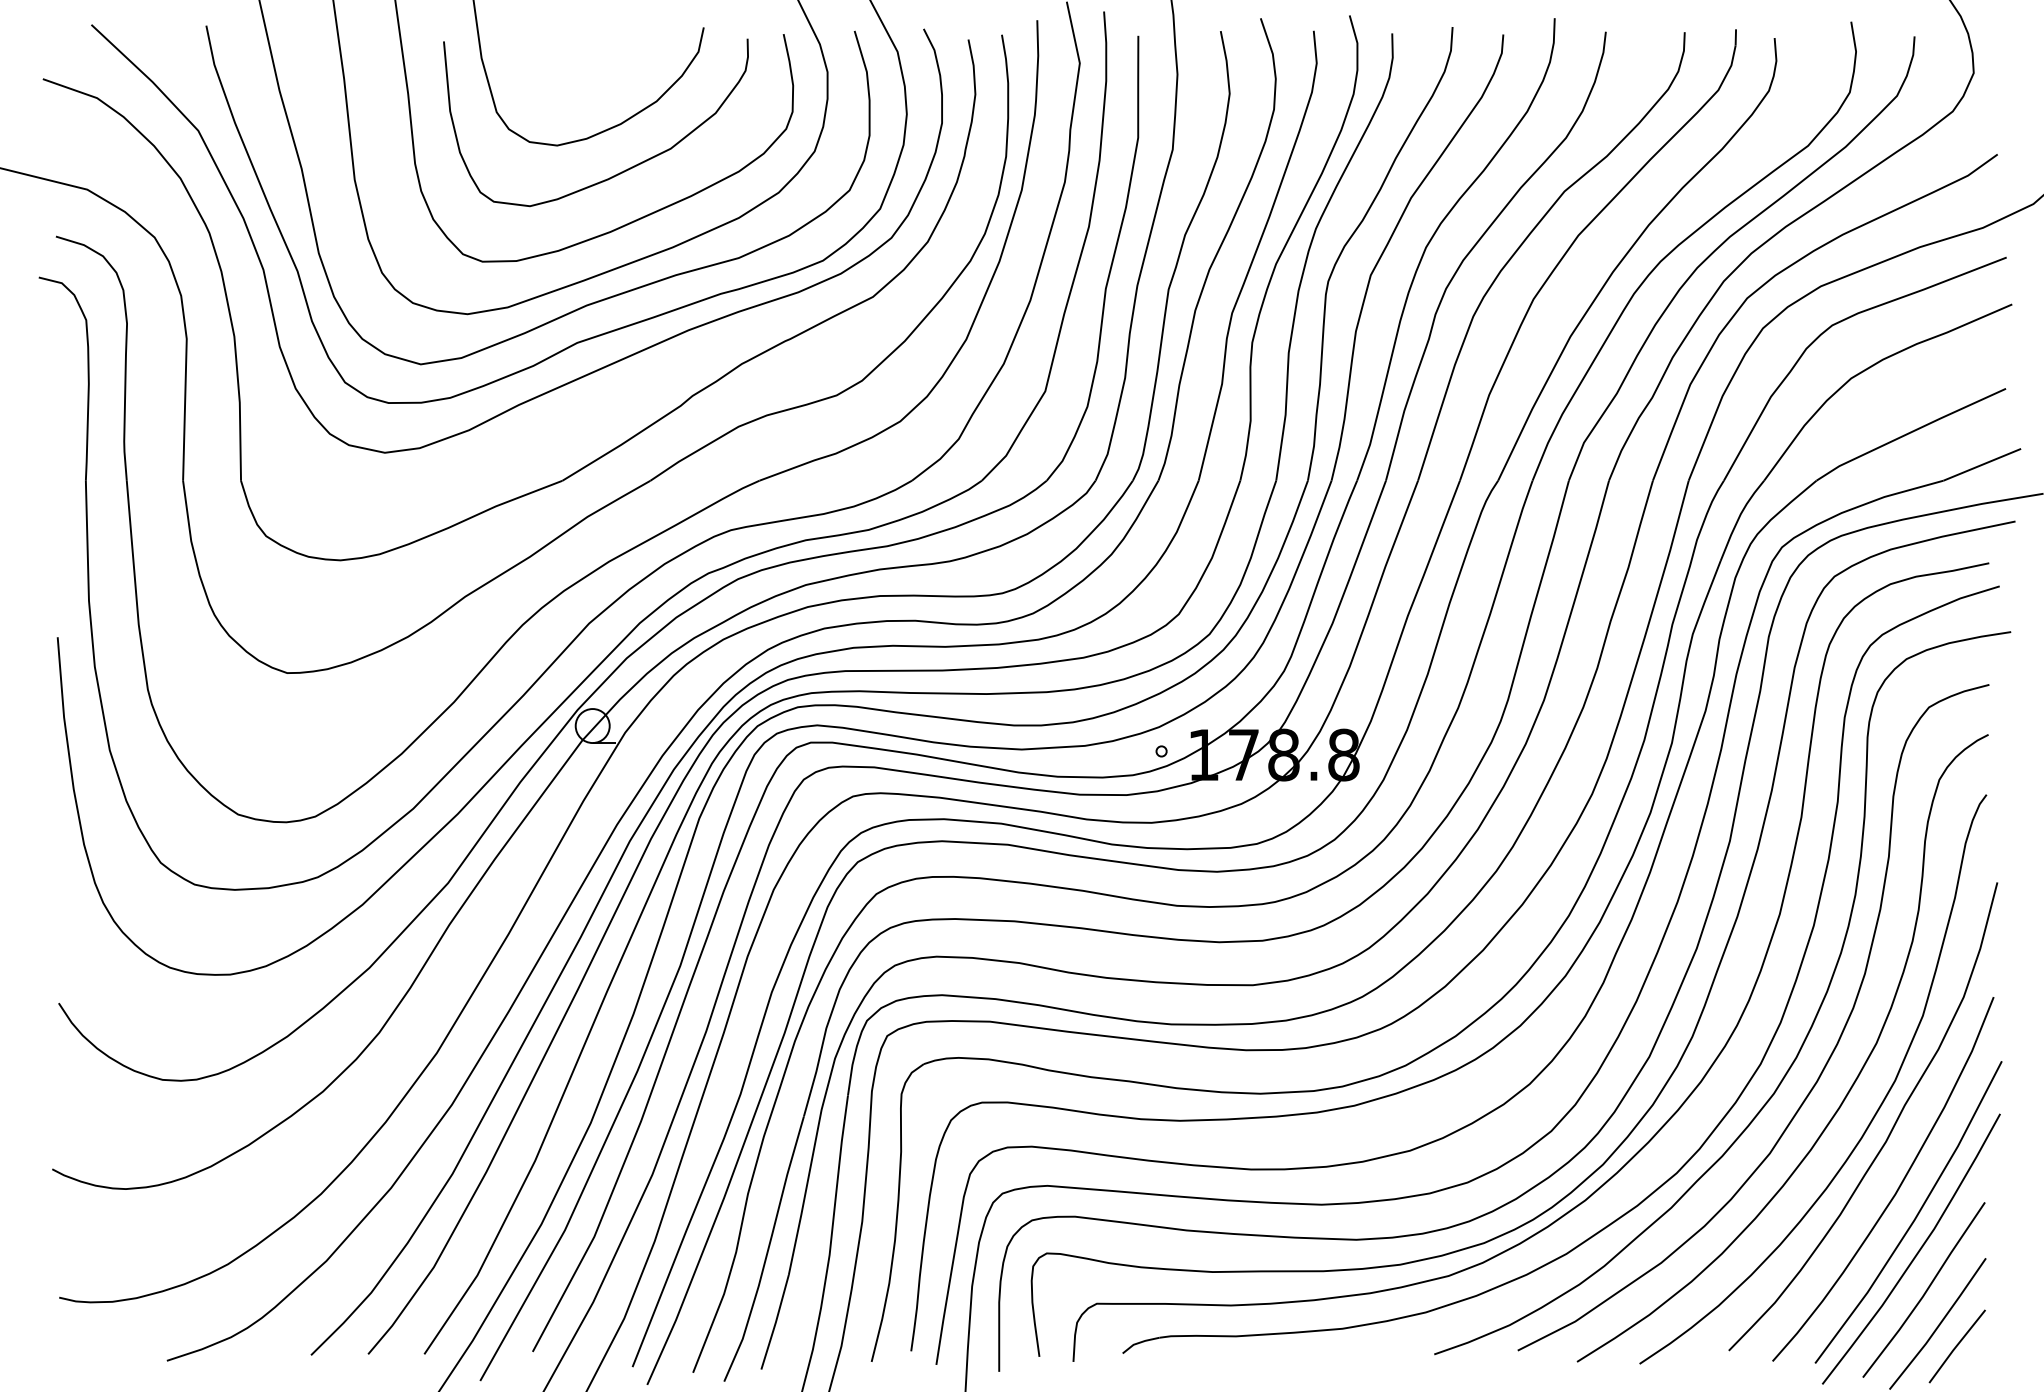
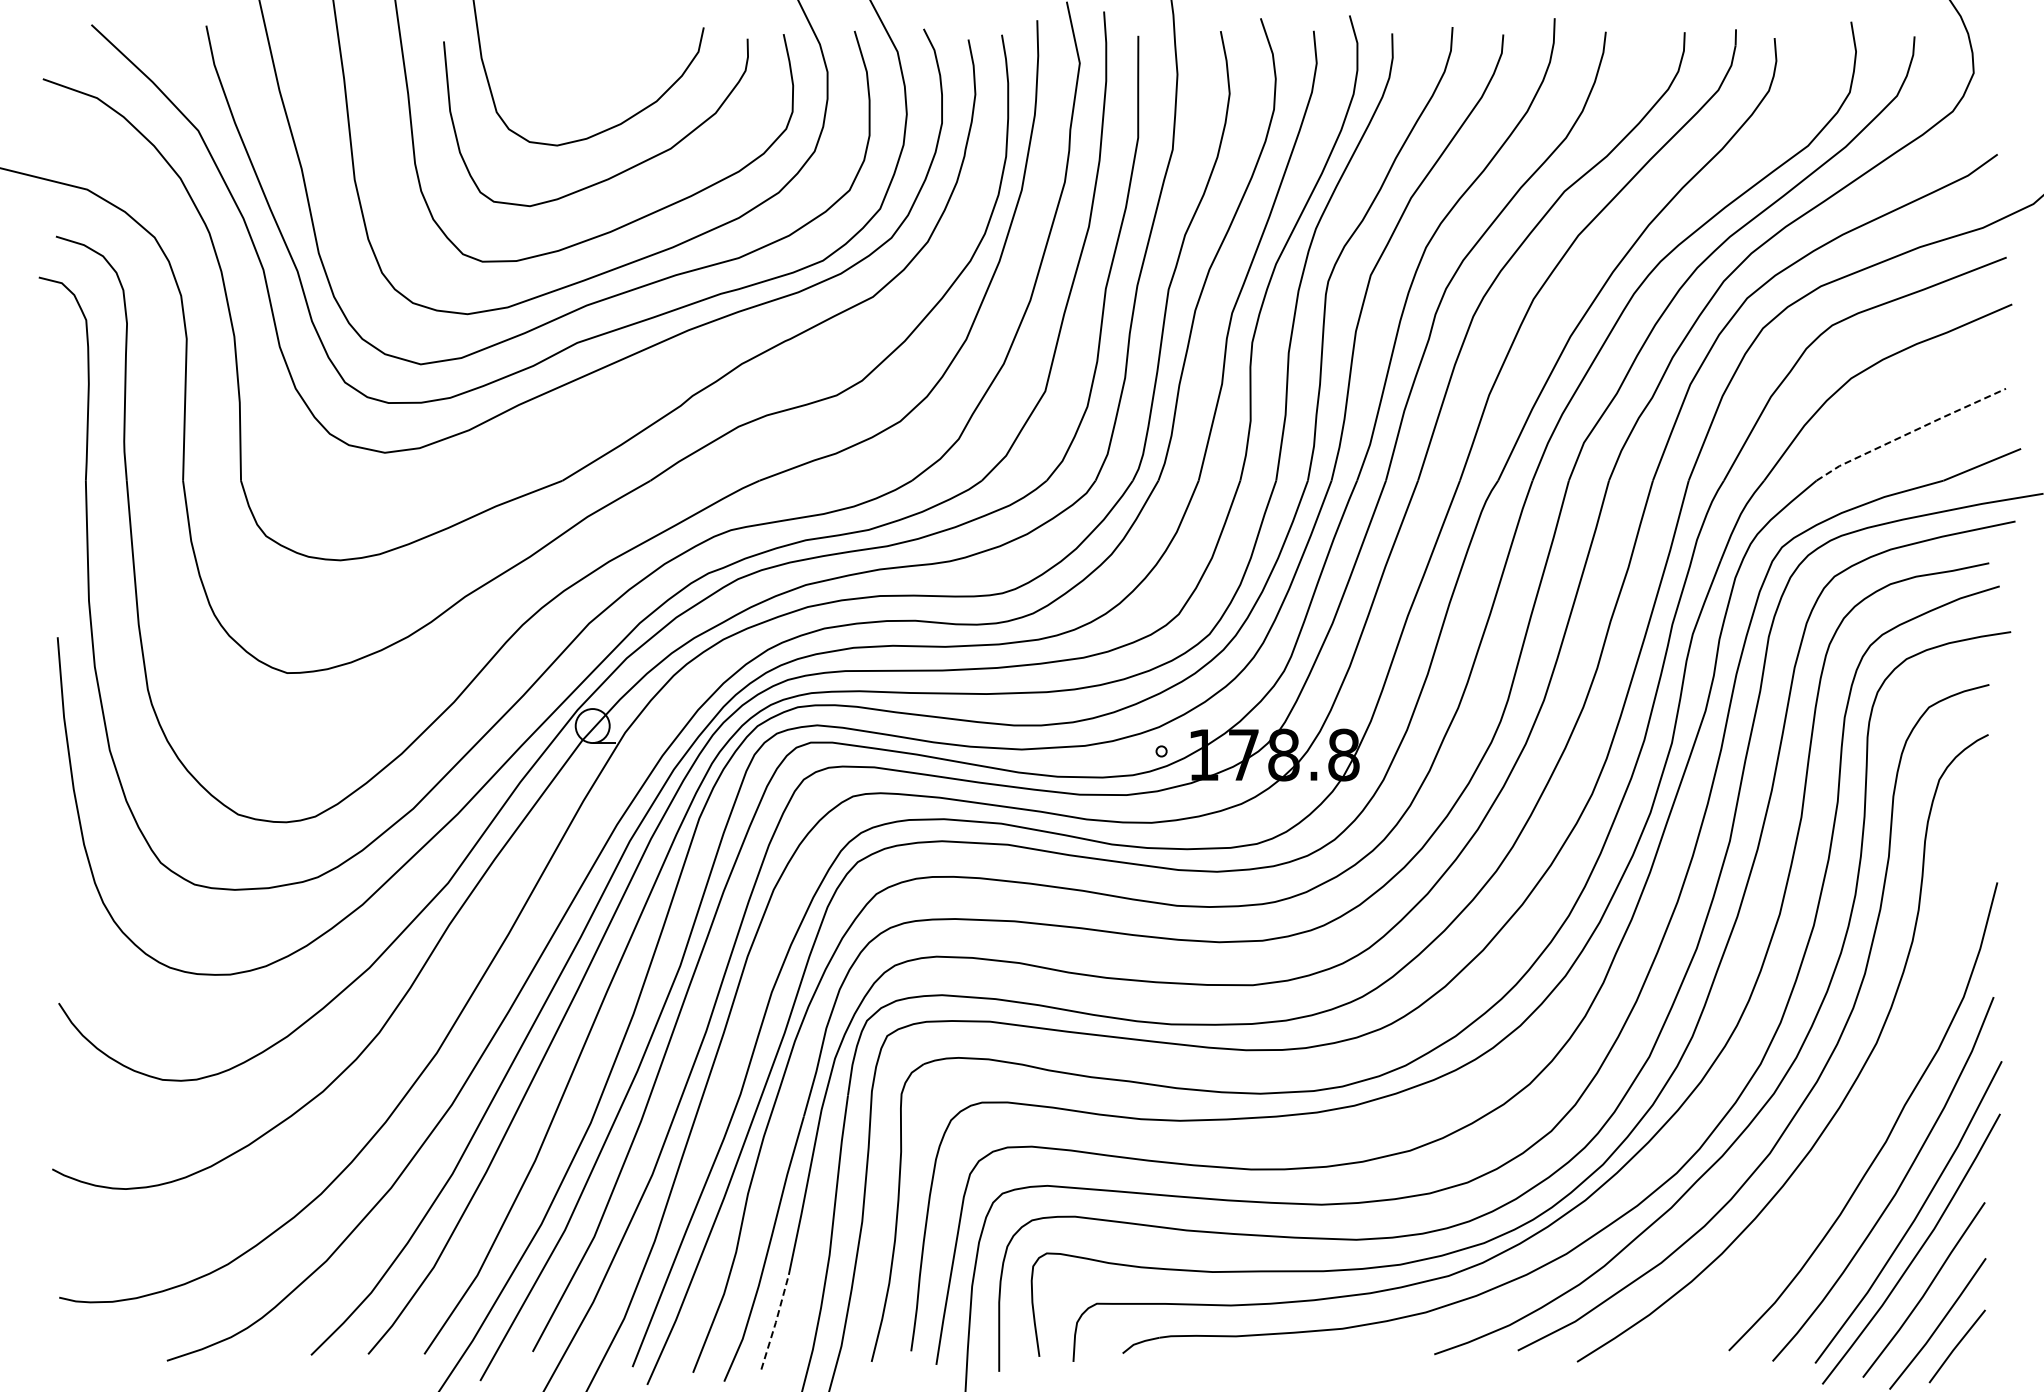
line: solid -> dashed (1909, 432)
curve: present -> none (1873, 1115)
line: solid -> dashed (775, 1322)
